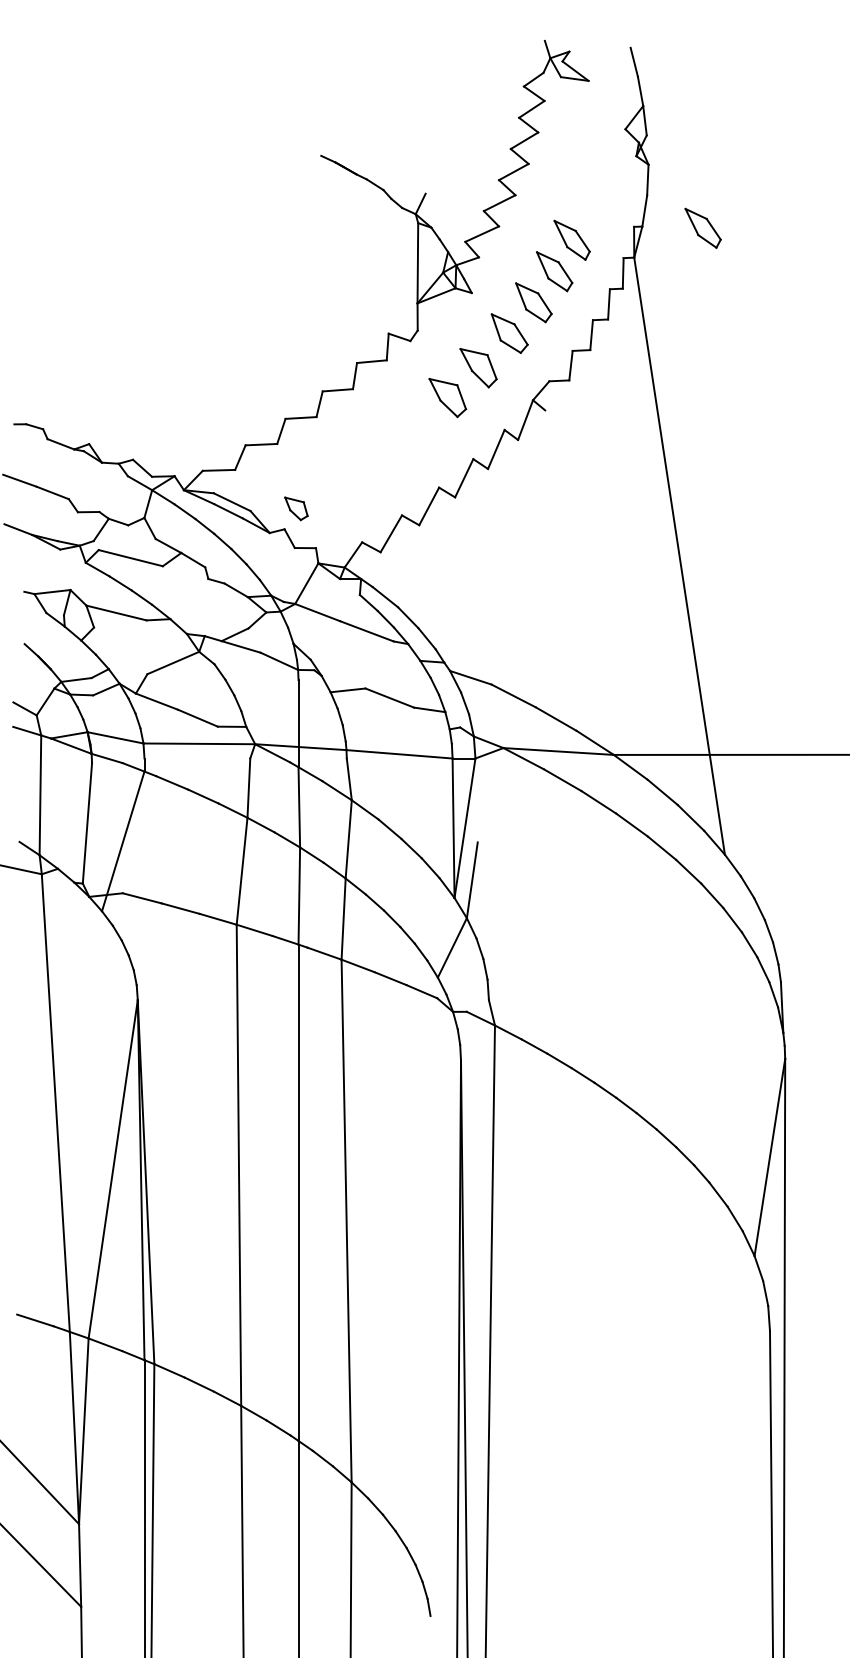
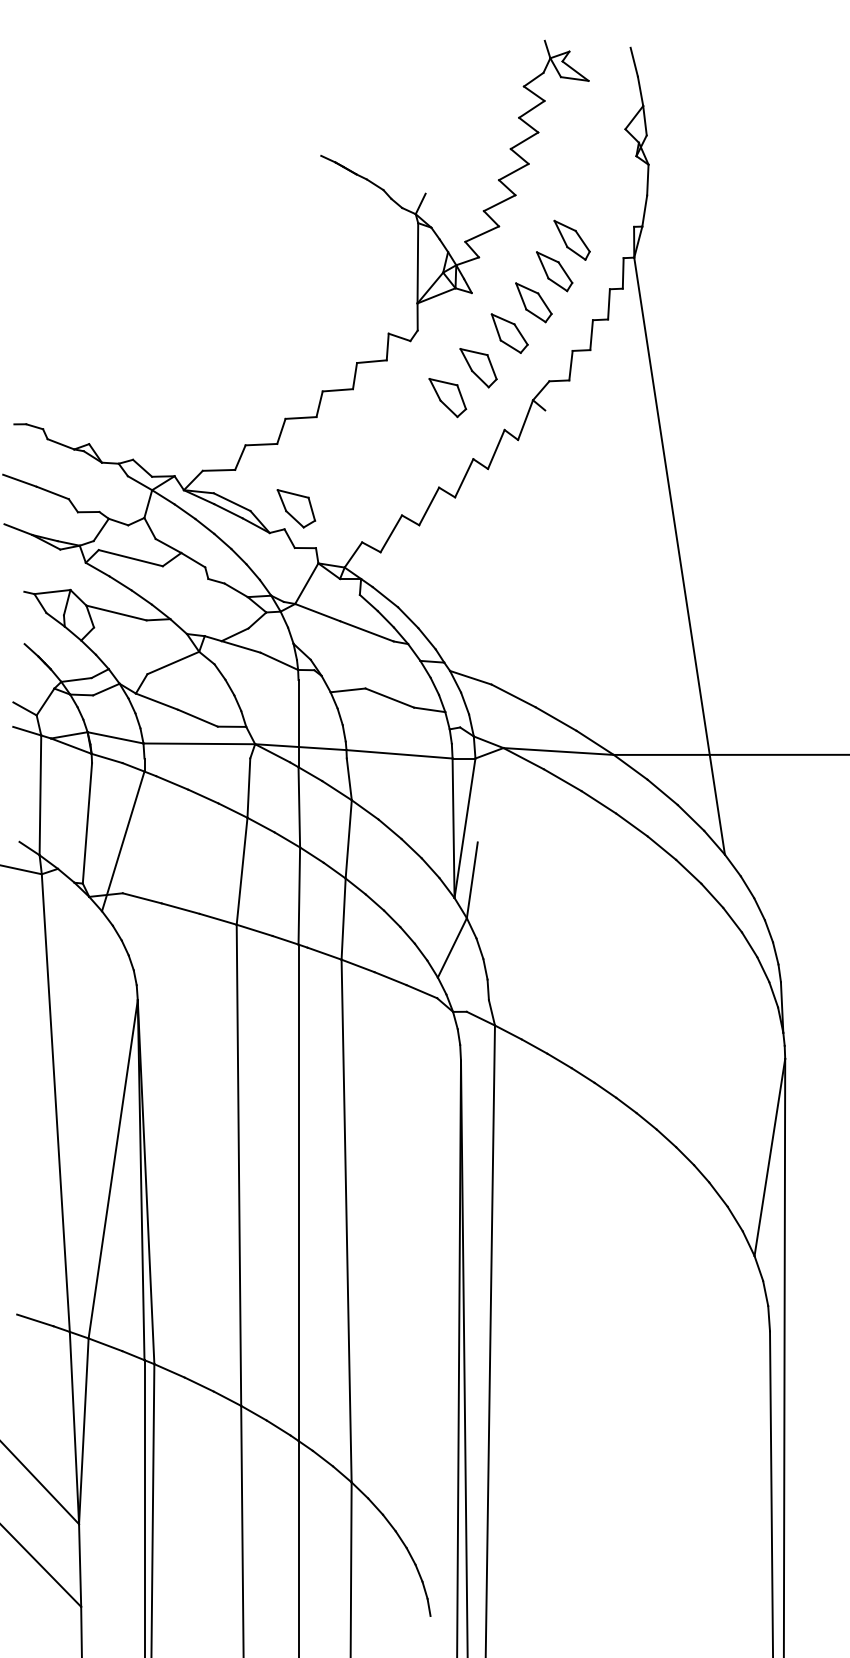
part: present -> none (702, 227)
part size: 25x26 px -> 41x40 px (296, 508)
